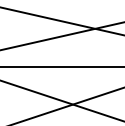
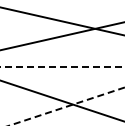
line: solid -> dashed (62, 66)
line: solid -> dashed (66, 106)
